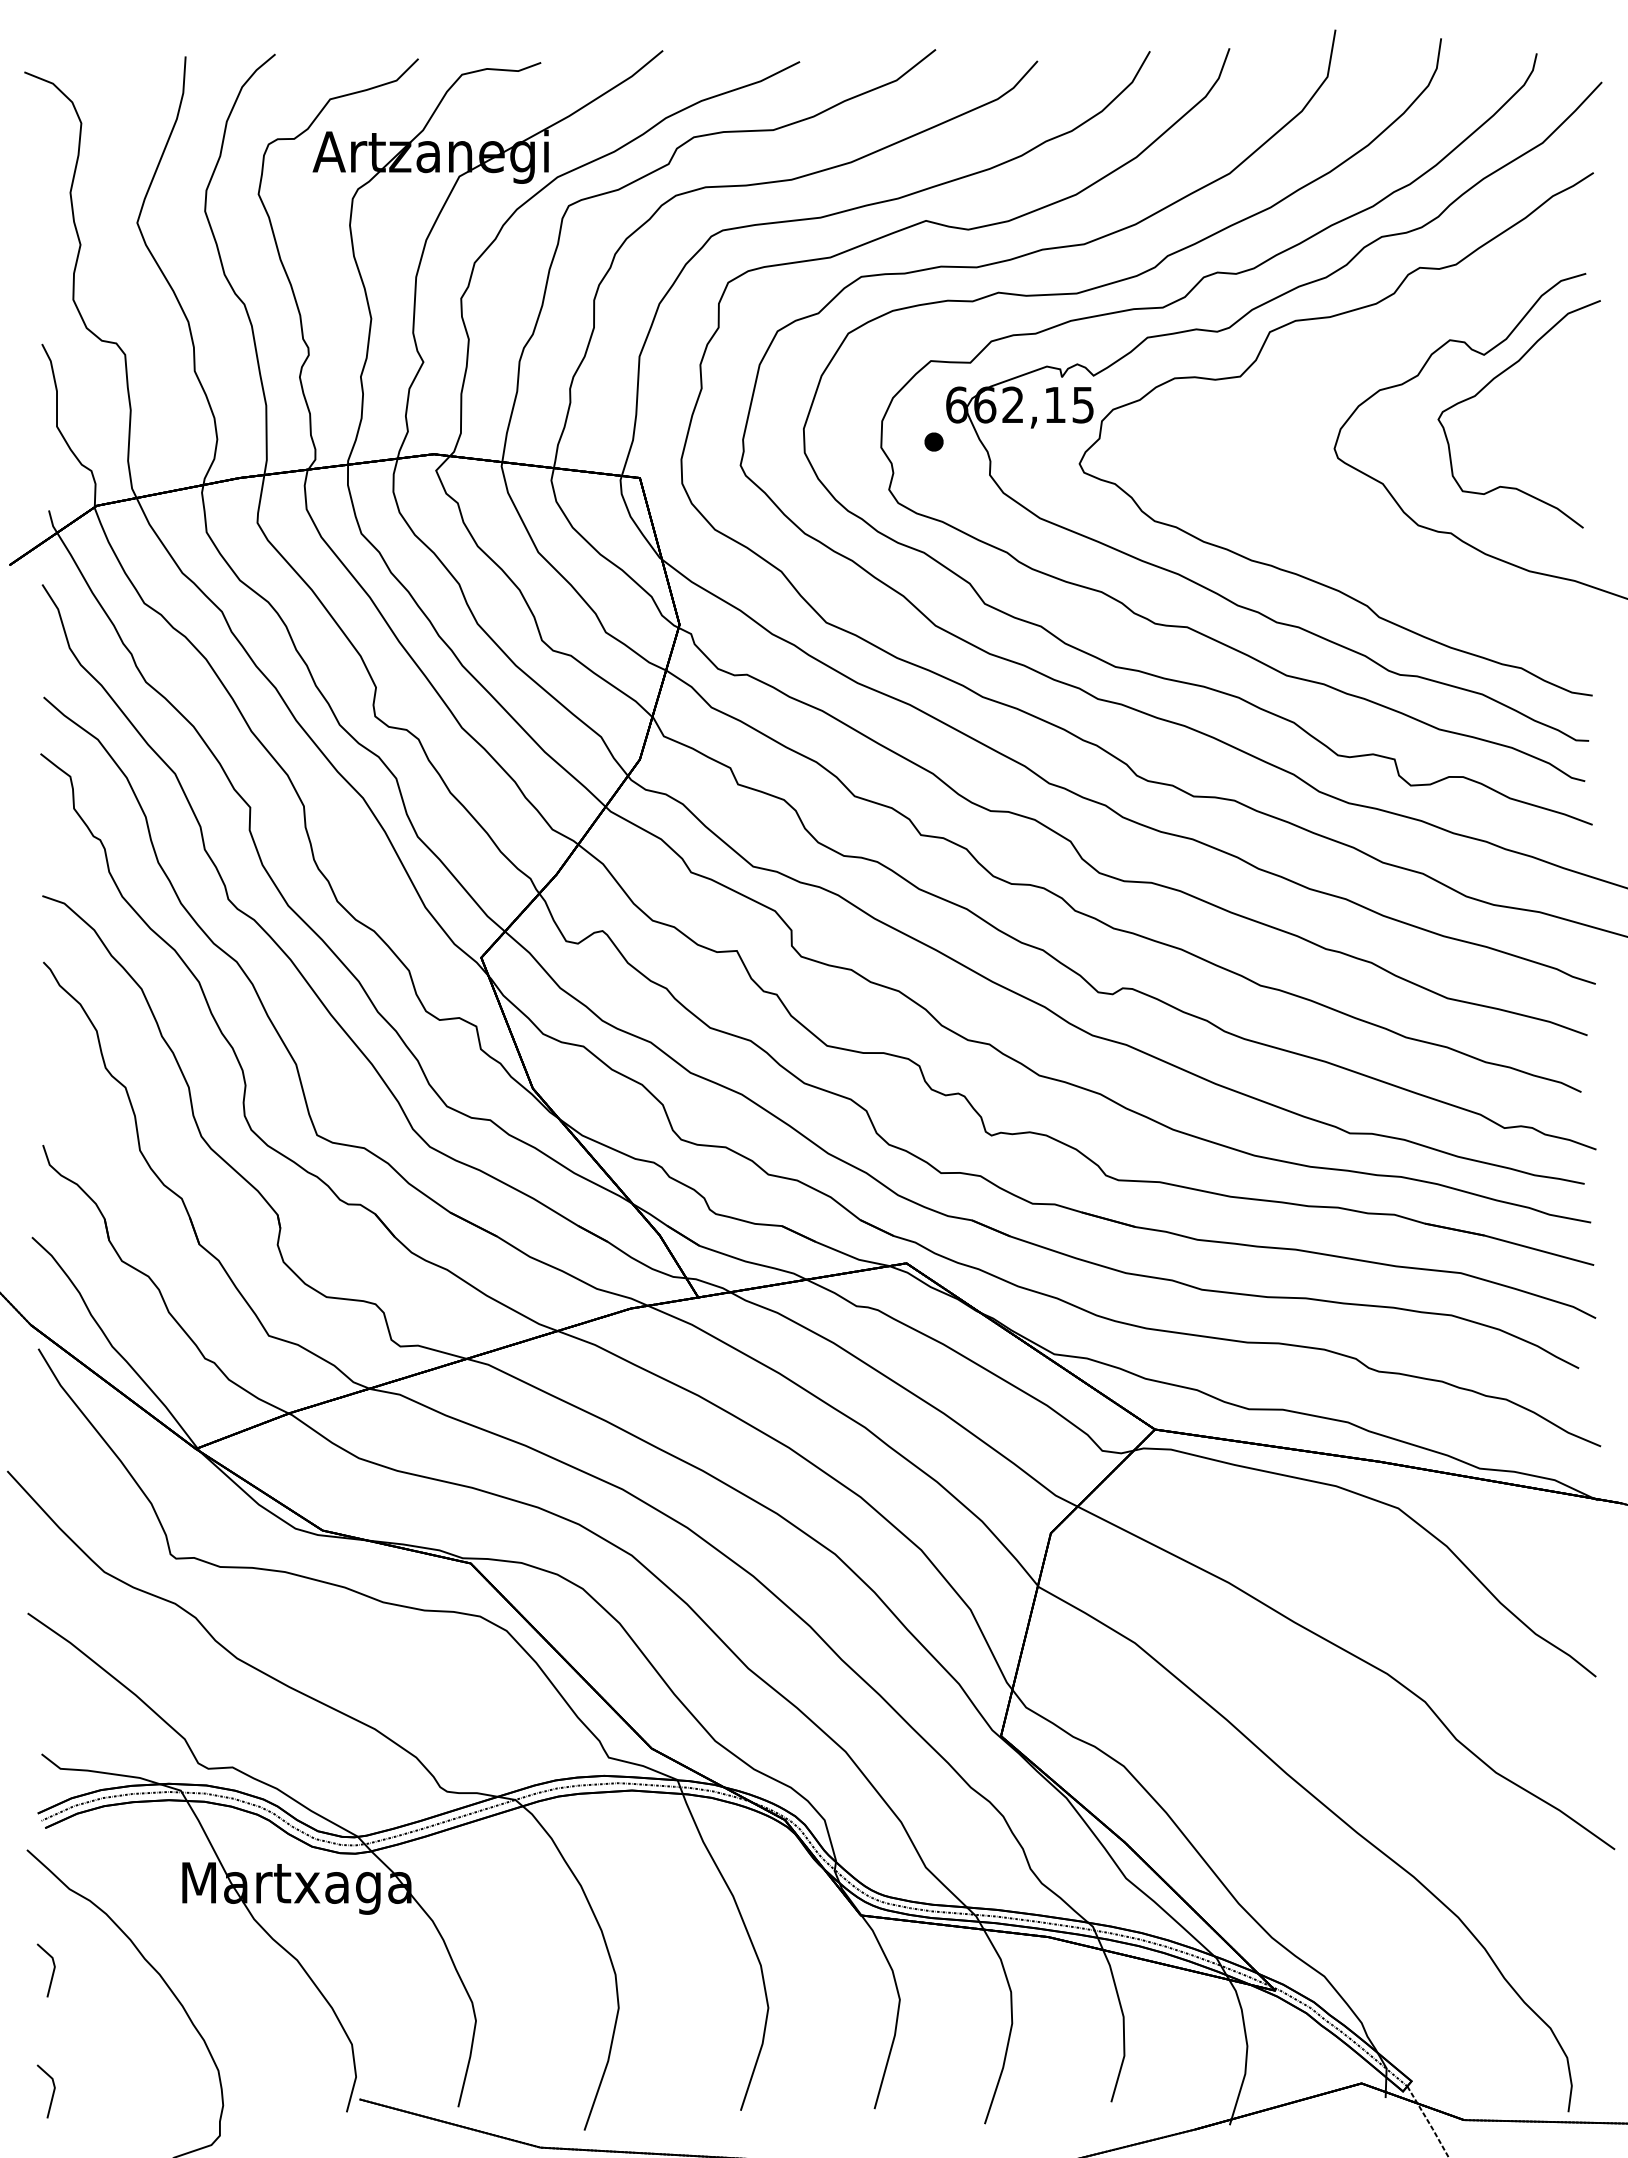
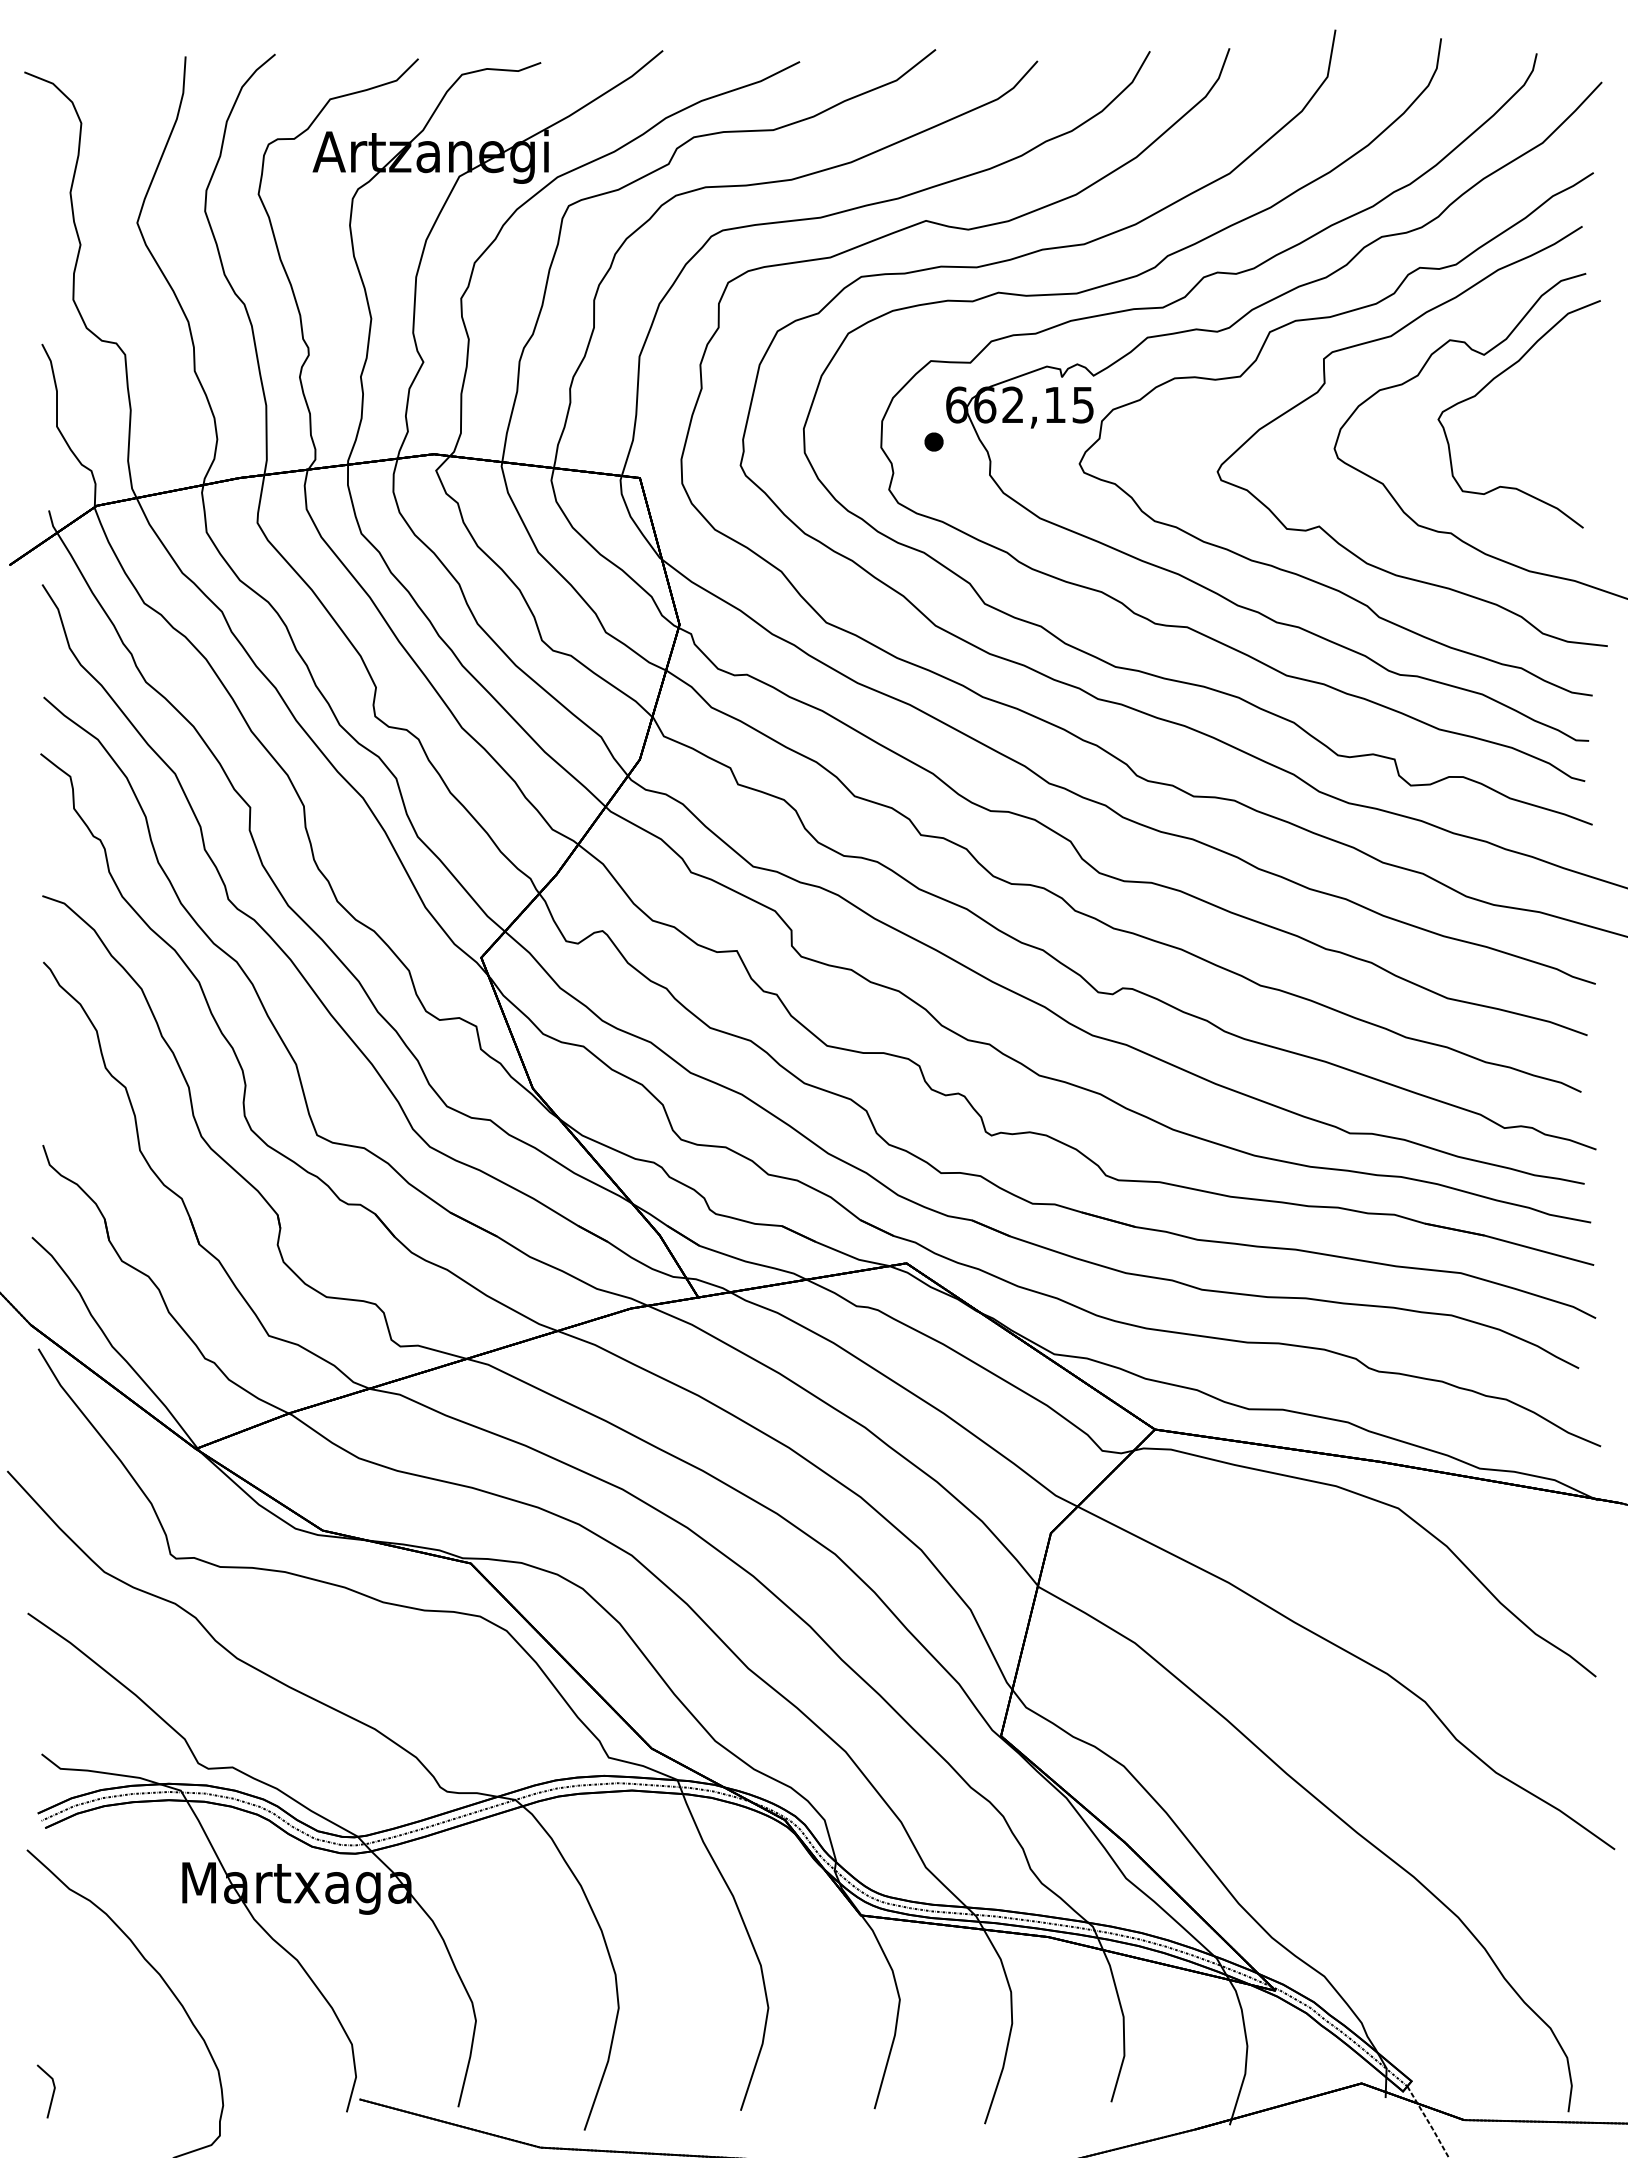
part: none -> present (1324, 385)
line: present -> none (52, 1971)
